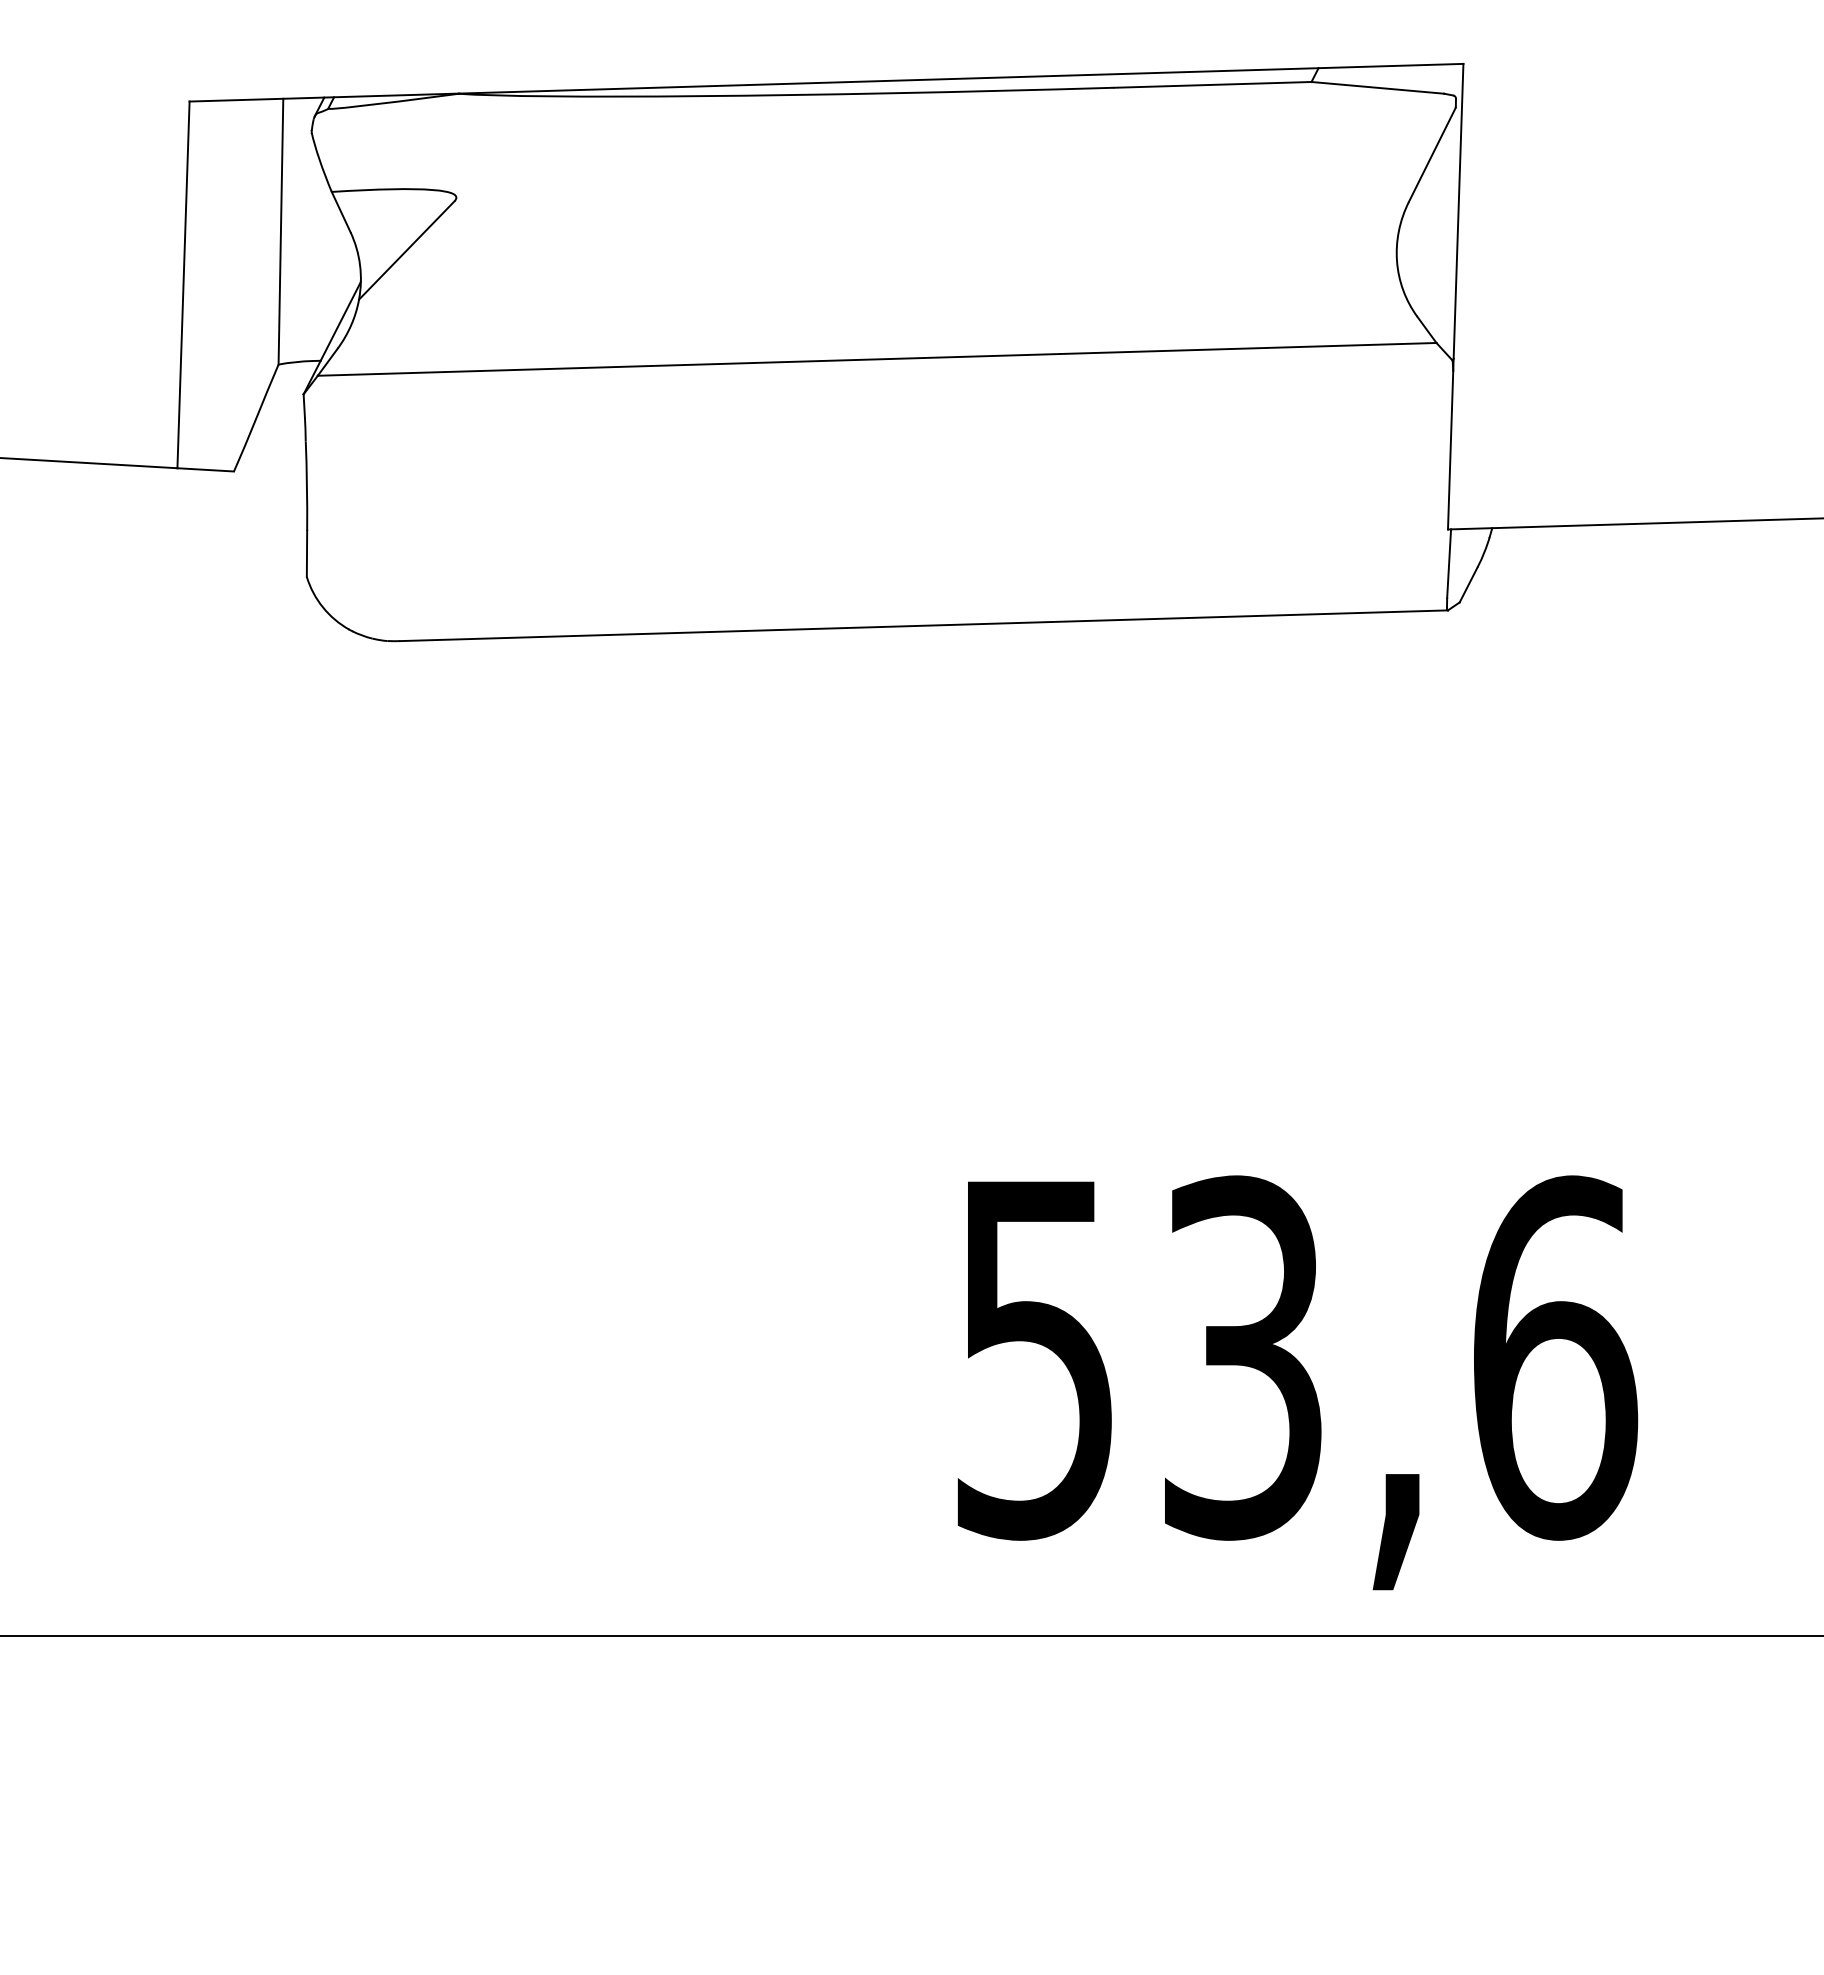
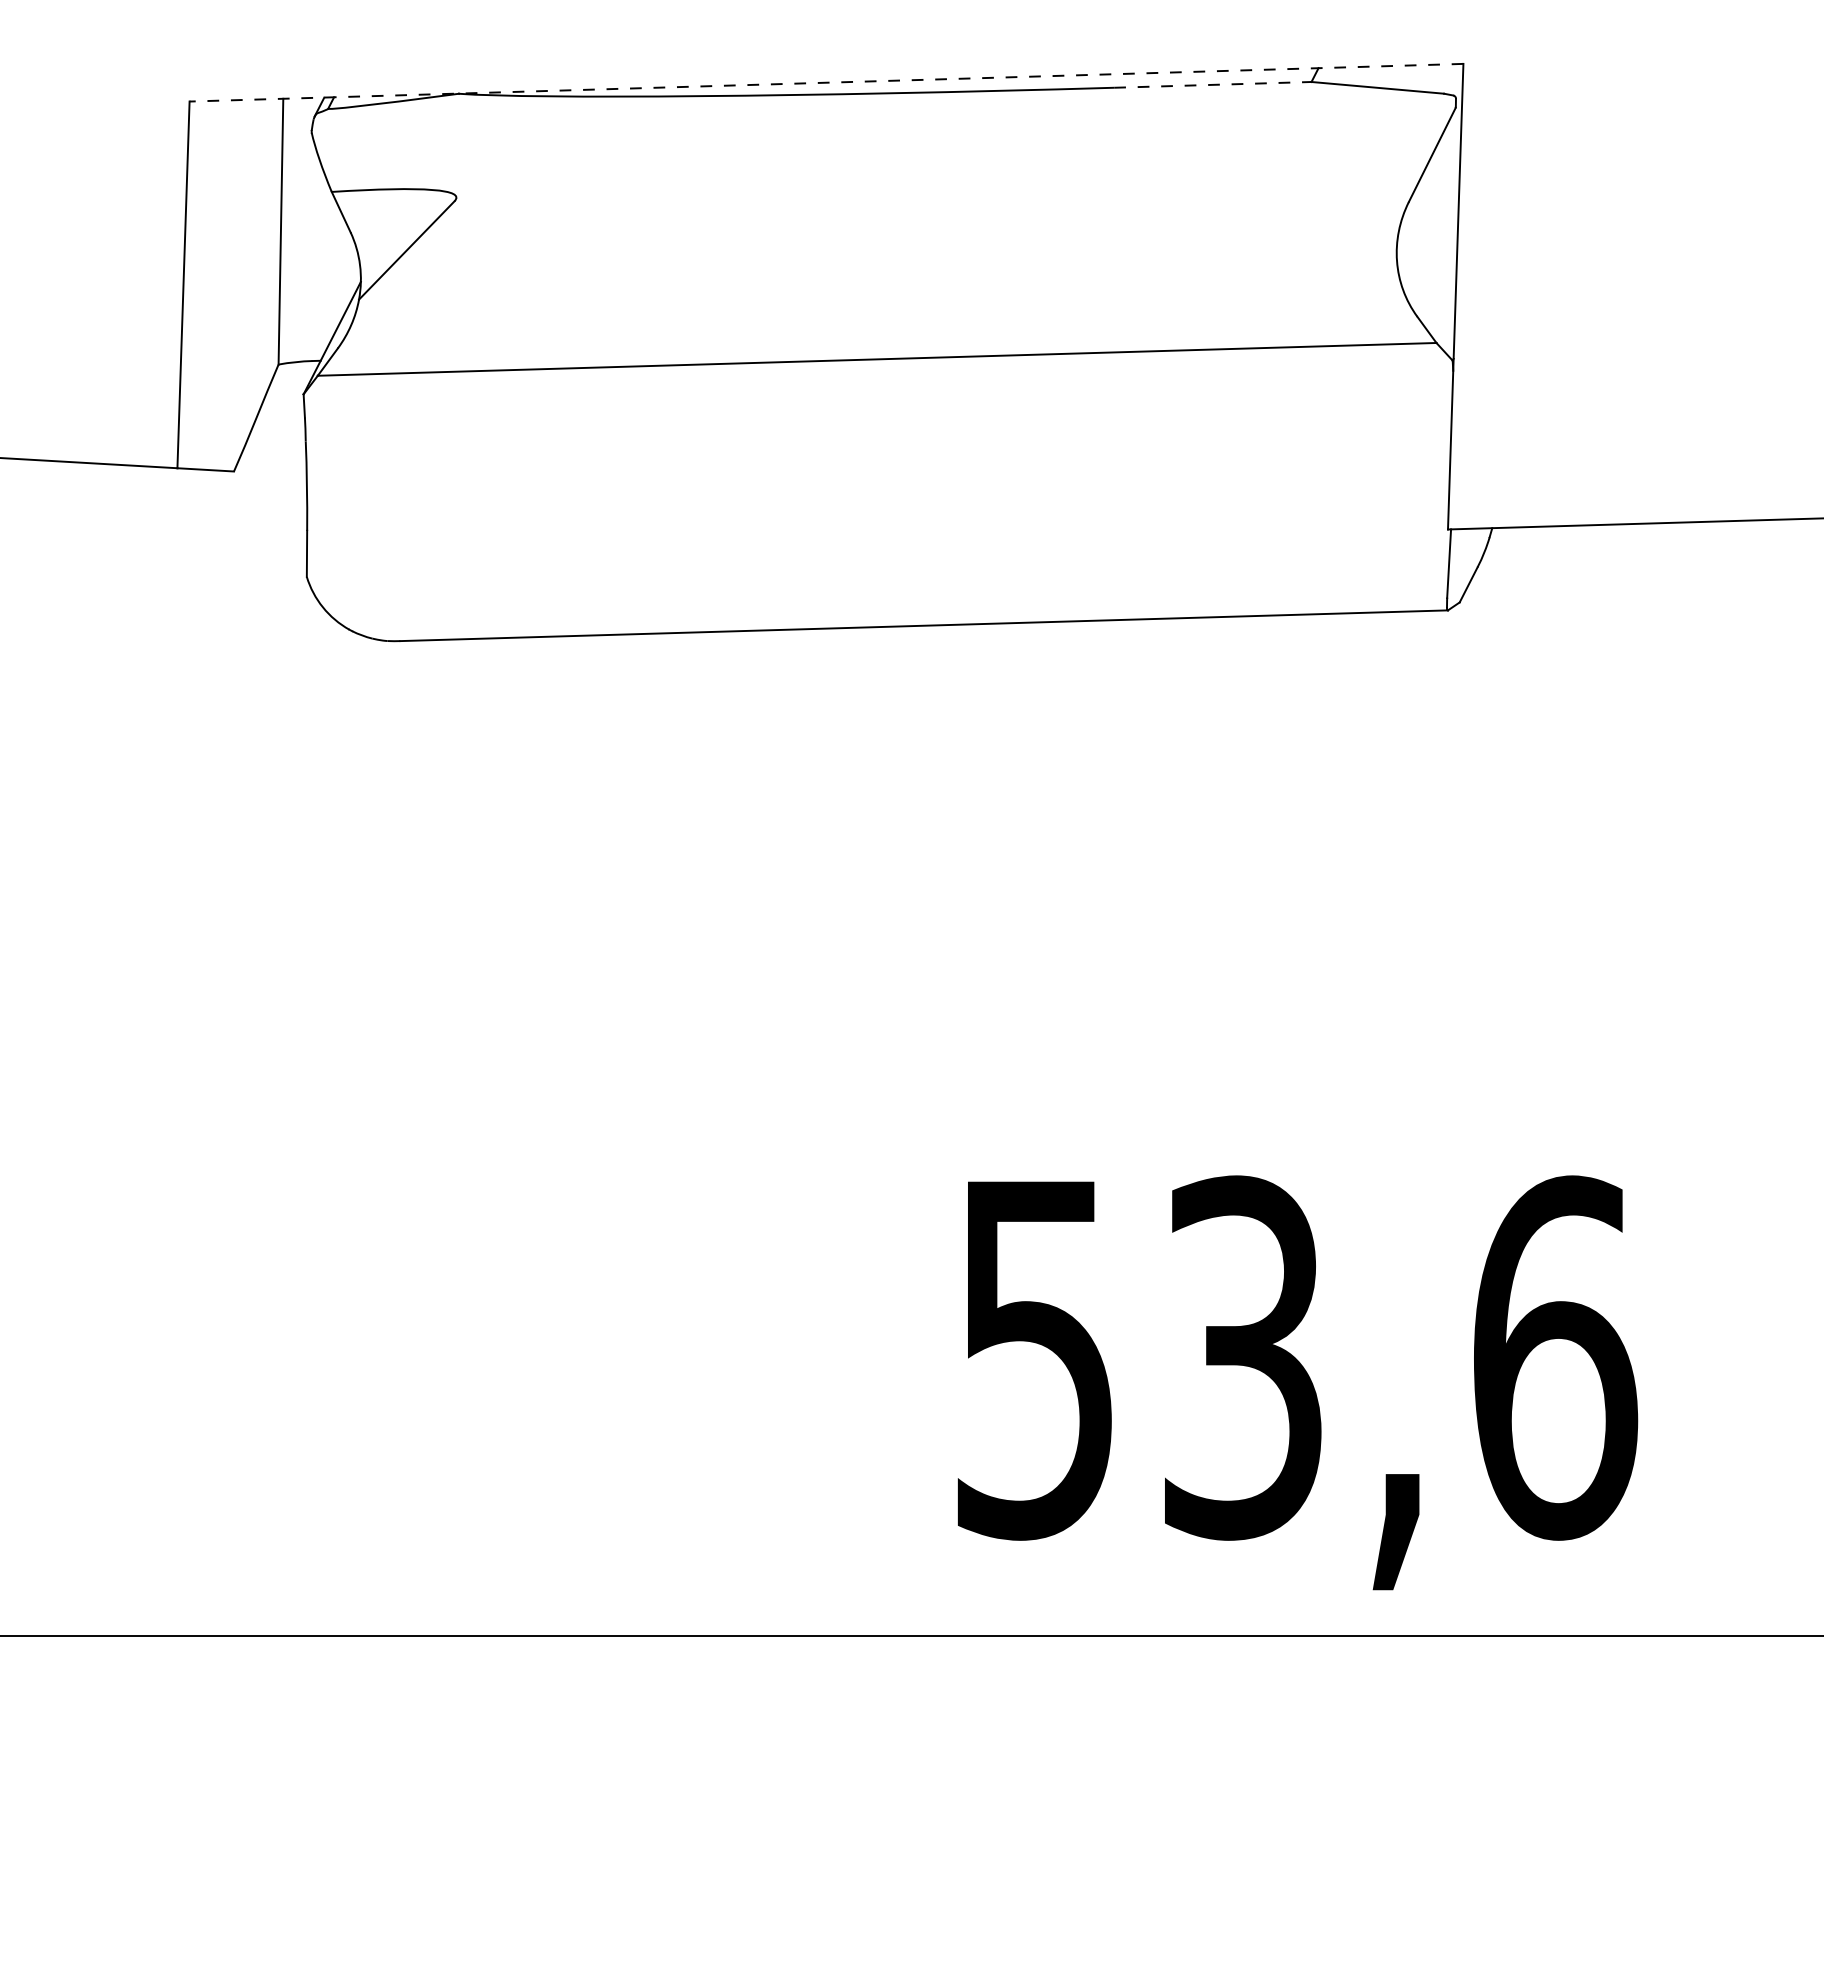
line: solid -> dashed (826, 82)
line: solid -> dashed (1212, 84)
